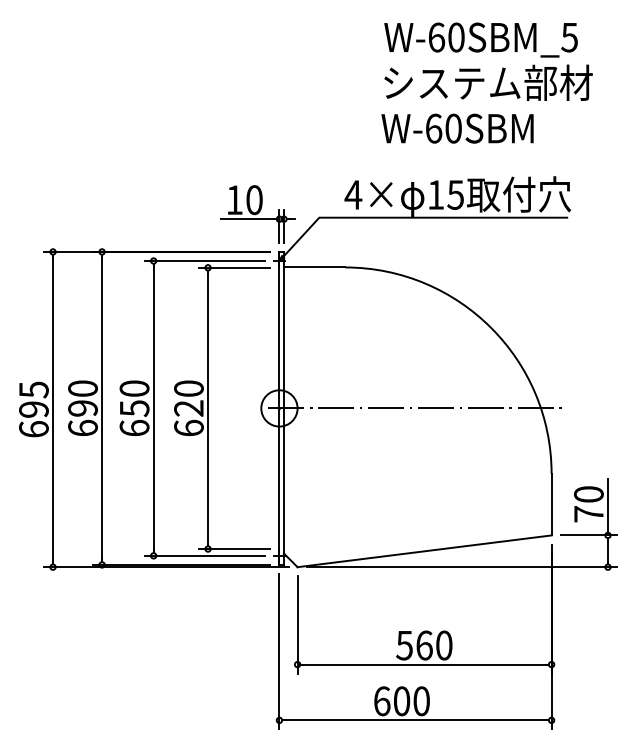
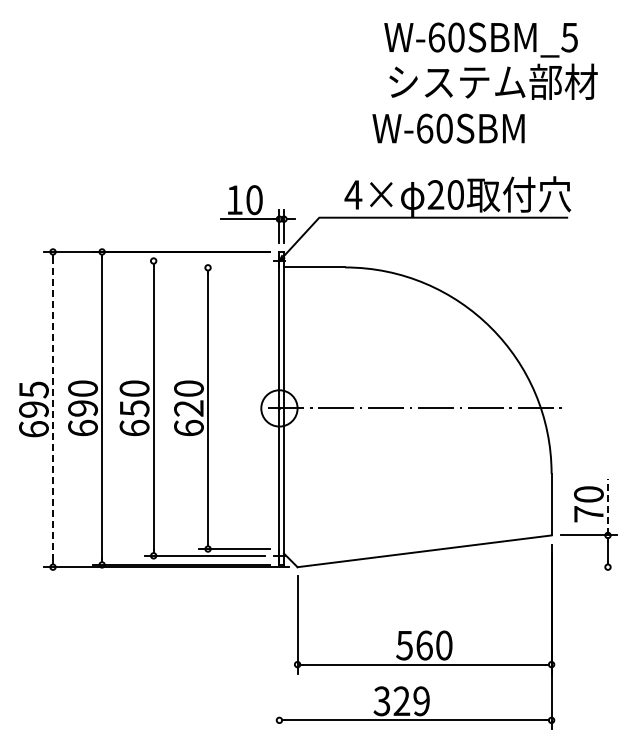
text position: (488, 82) -> (493, 81) (493, 81)
text position: (457, 128) -> (448, 128) (448, 128)
text: 15 -> 20 (445, 194)
line: present -> none (204, 261)
line: present -> none (234, 267)
line: solid -> dashed (53, 410)
line: solid -> dashed (607, 506)
line: present -> none (461, 567)
line: present -> none (279, 651)
text: 600 -> 329 (401, 701)
